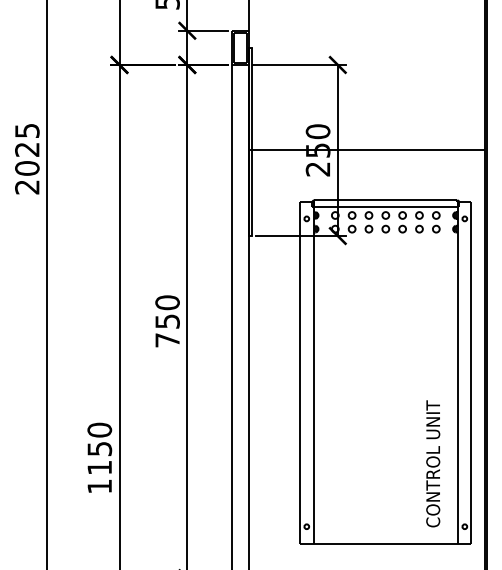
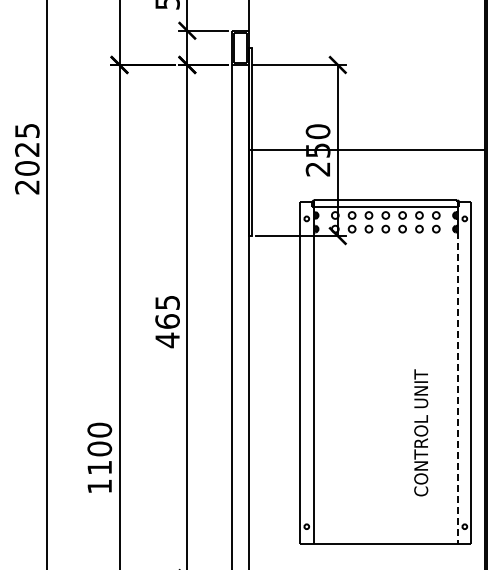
text: 750 -> 465 (167, 321)
line: solid -> dashed (457, 388)
text: 1150 -> 1100 (99, 448)
text position: (433, 463) -> (421, 432) (421, 432)
